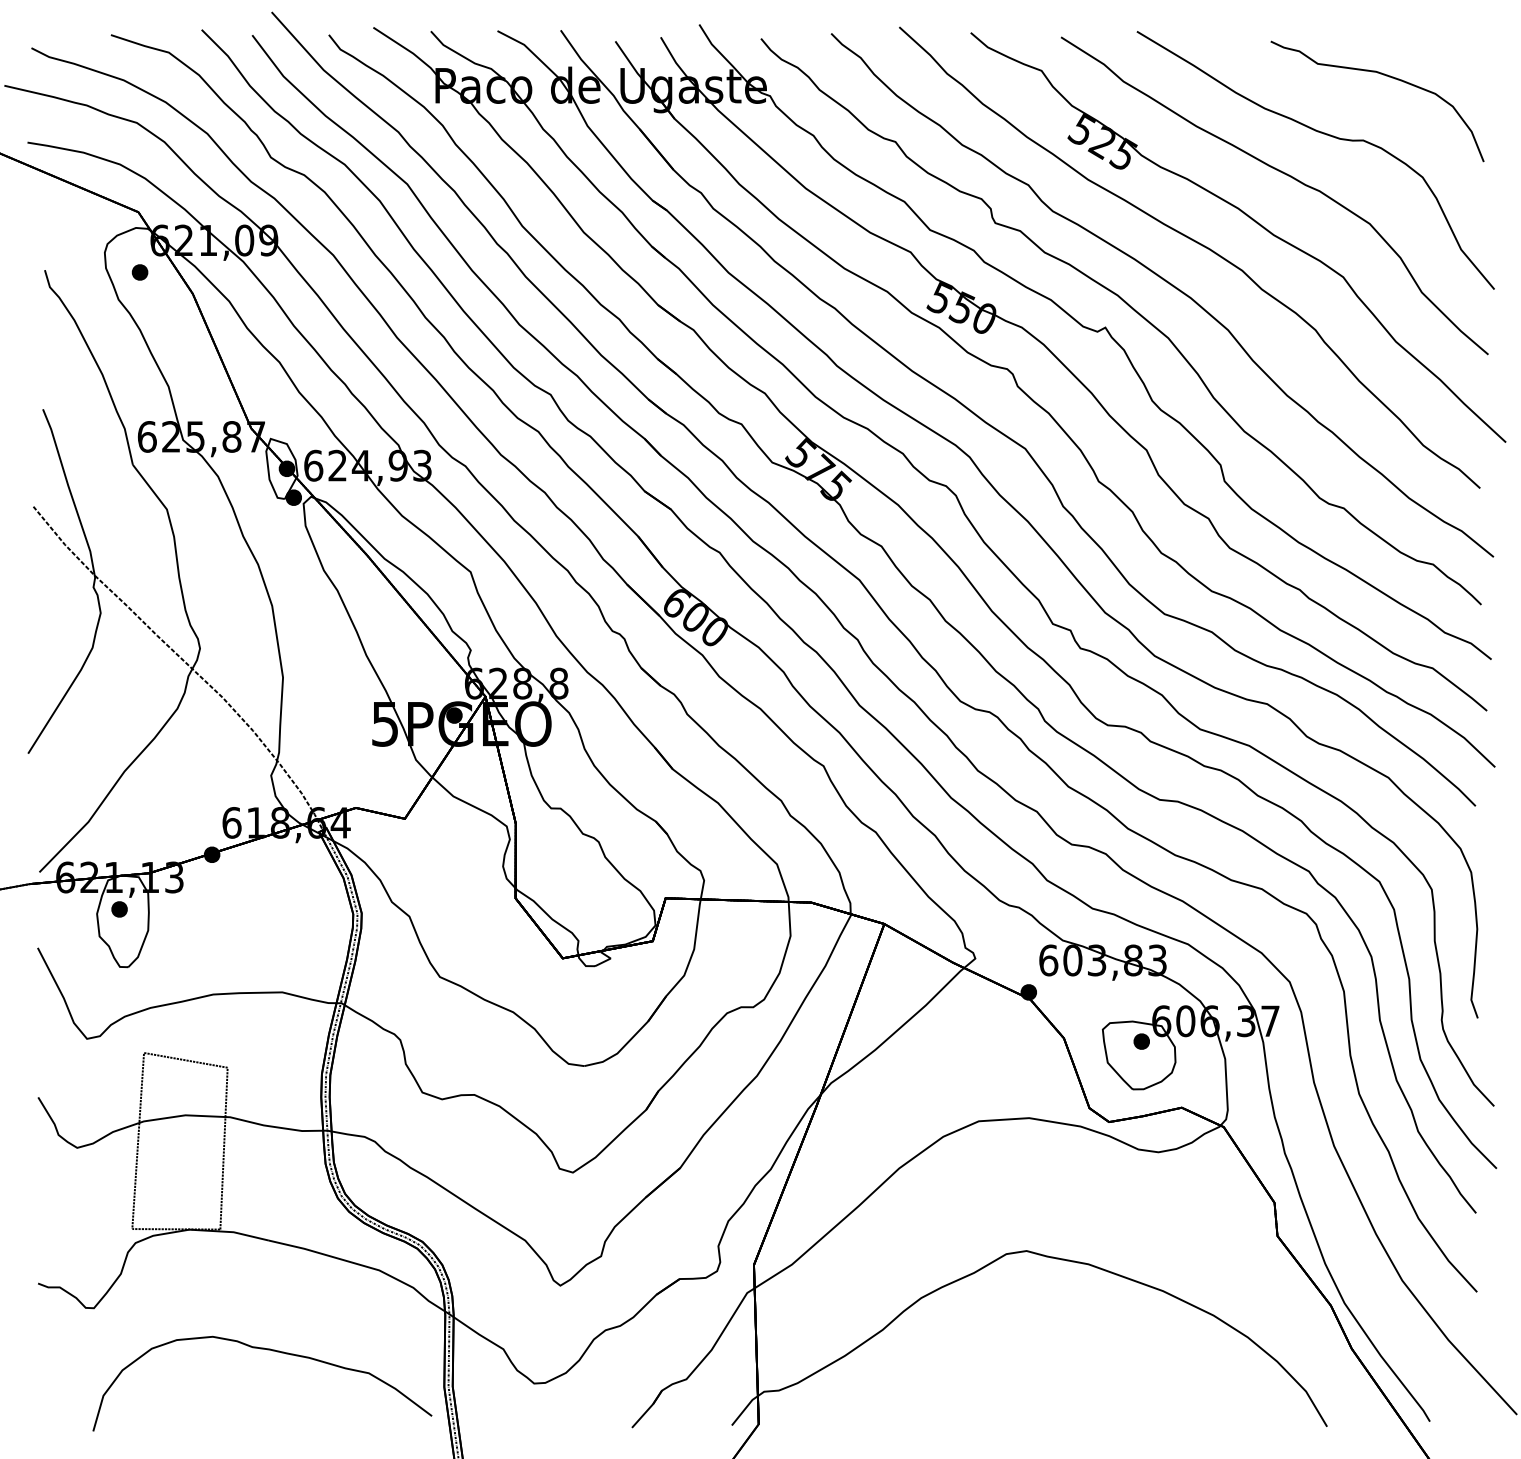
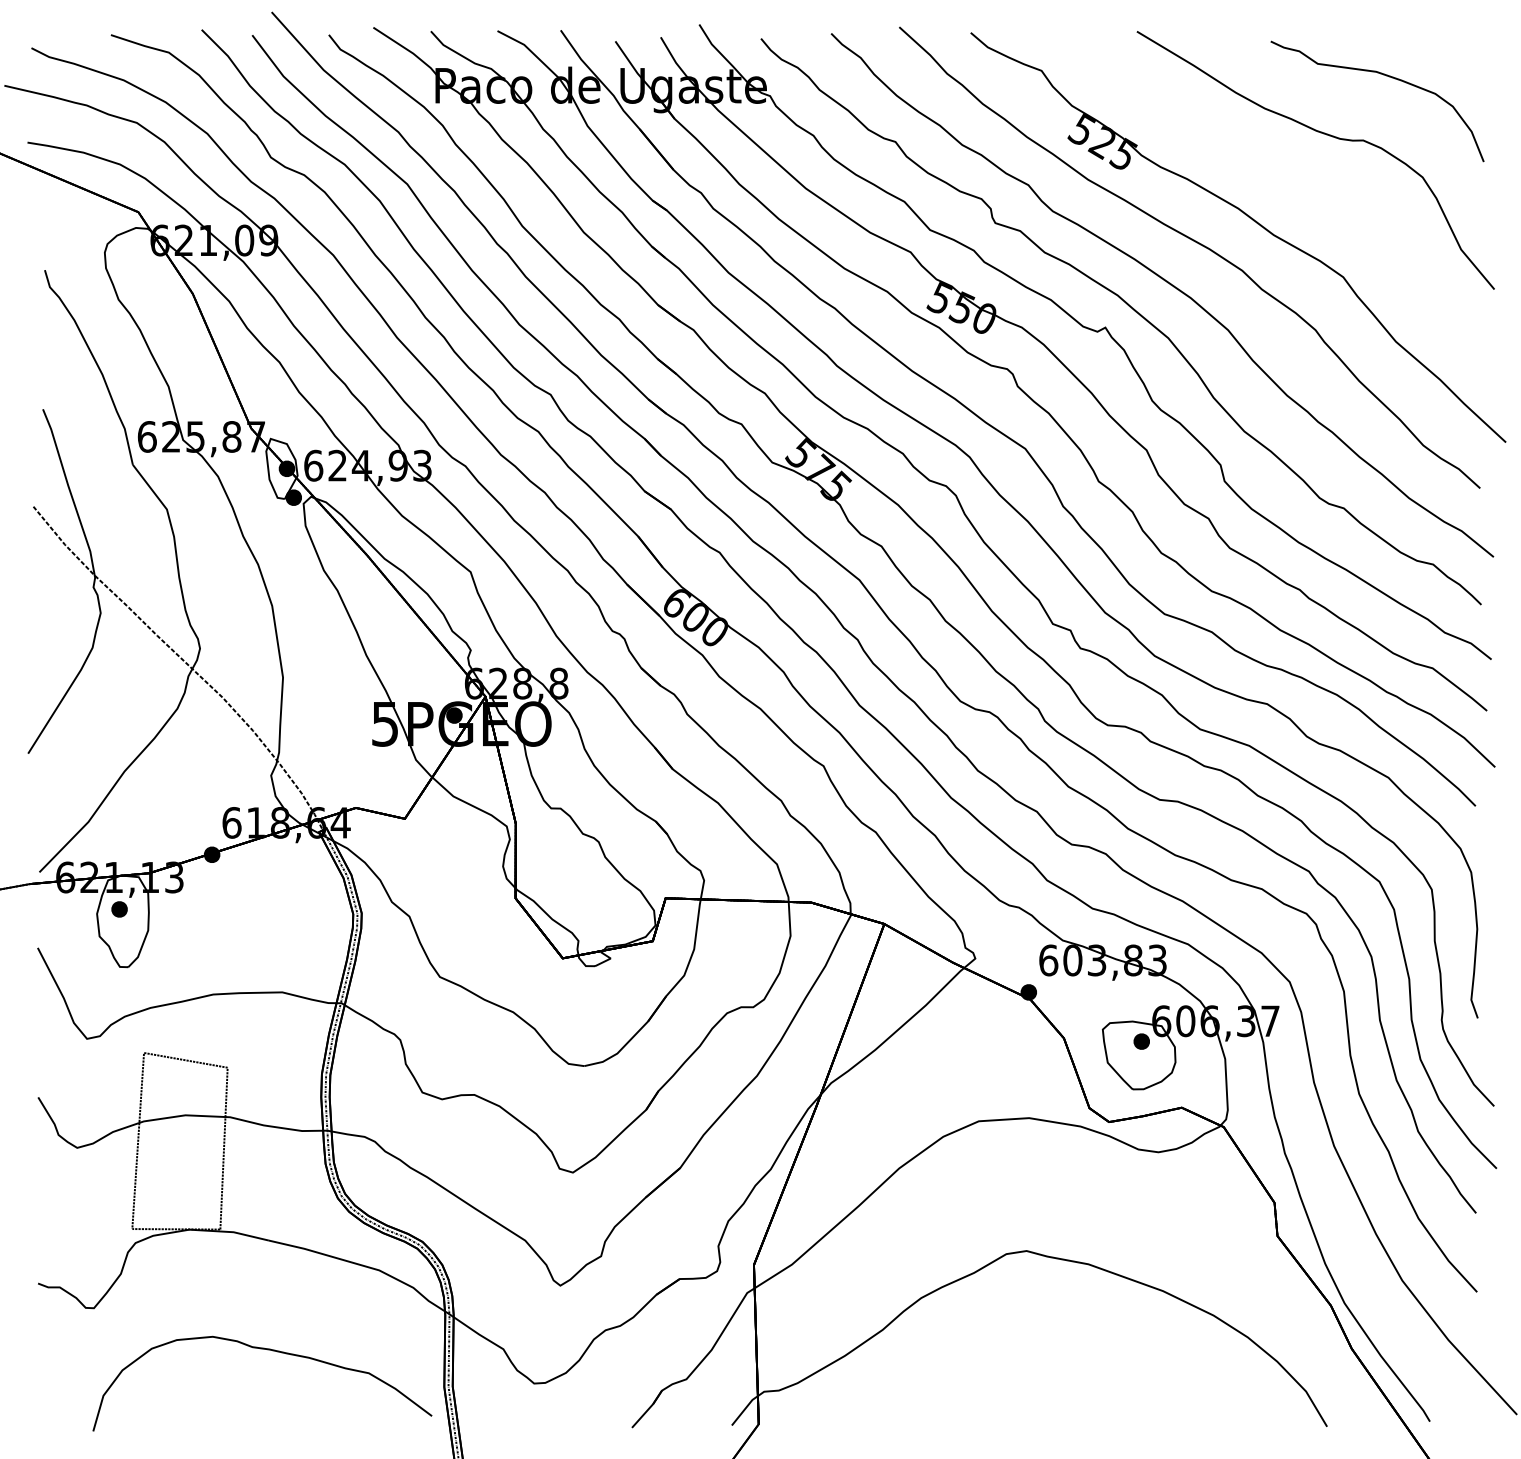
part: present -> none (1284, 174)
part: present -> none (139, 272)
